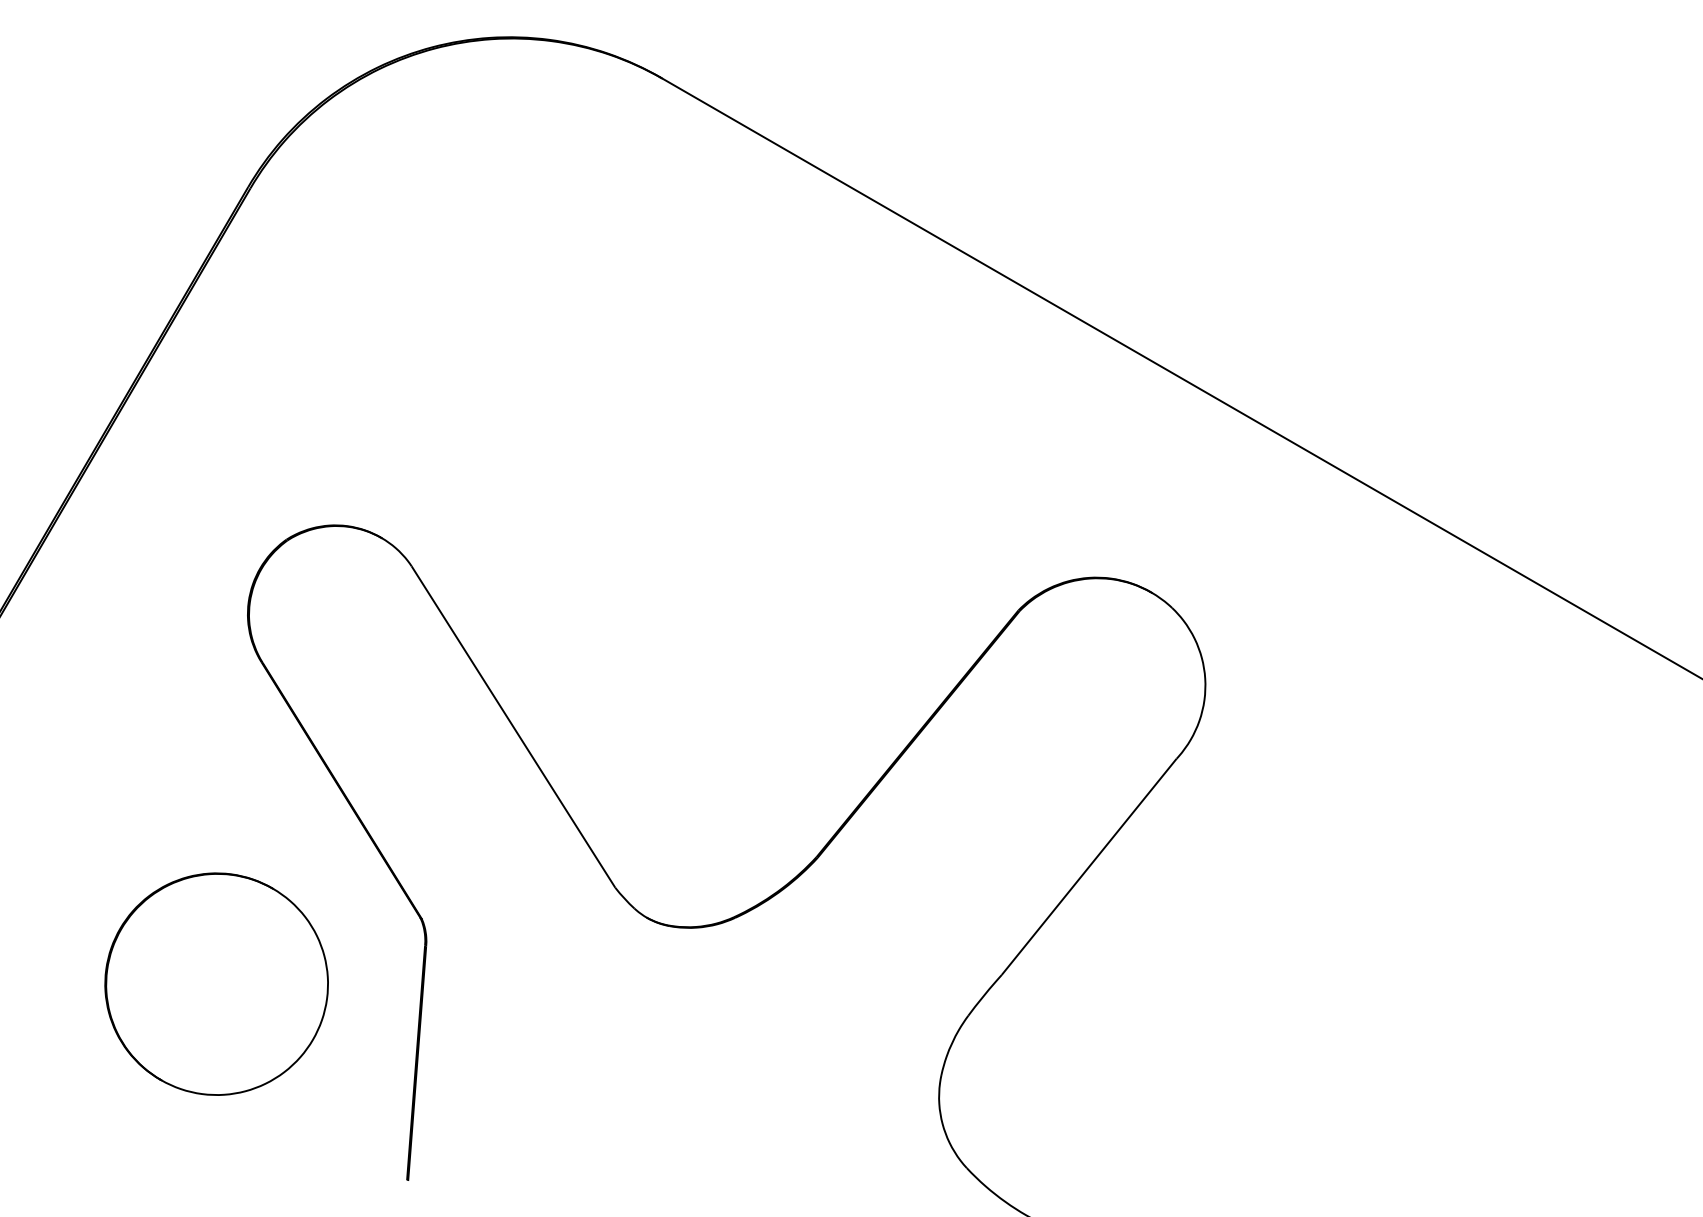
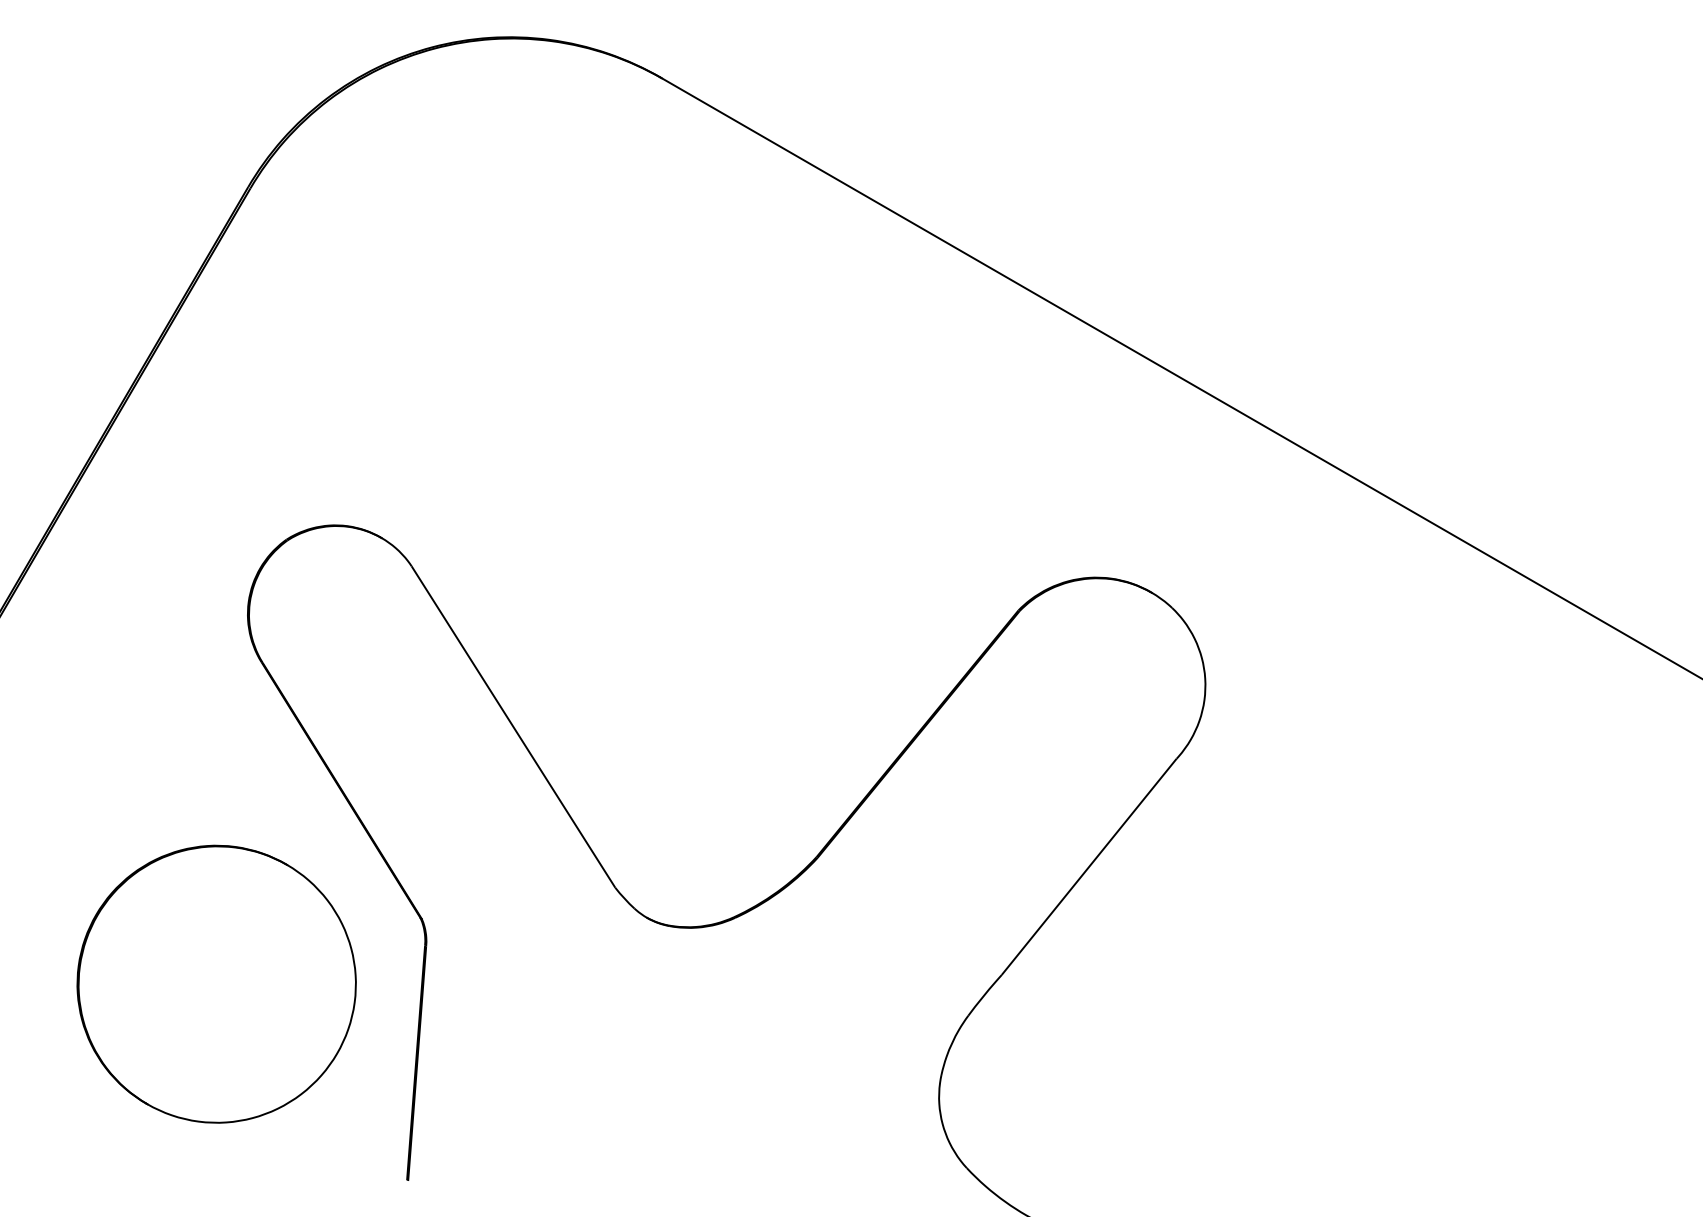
part size: 225x224 px -> 281x280 px (216, 983)
